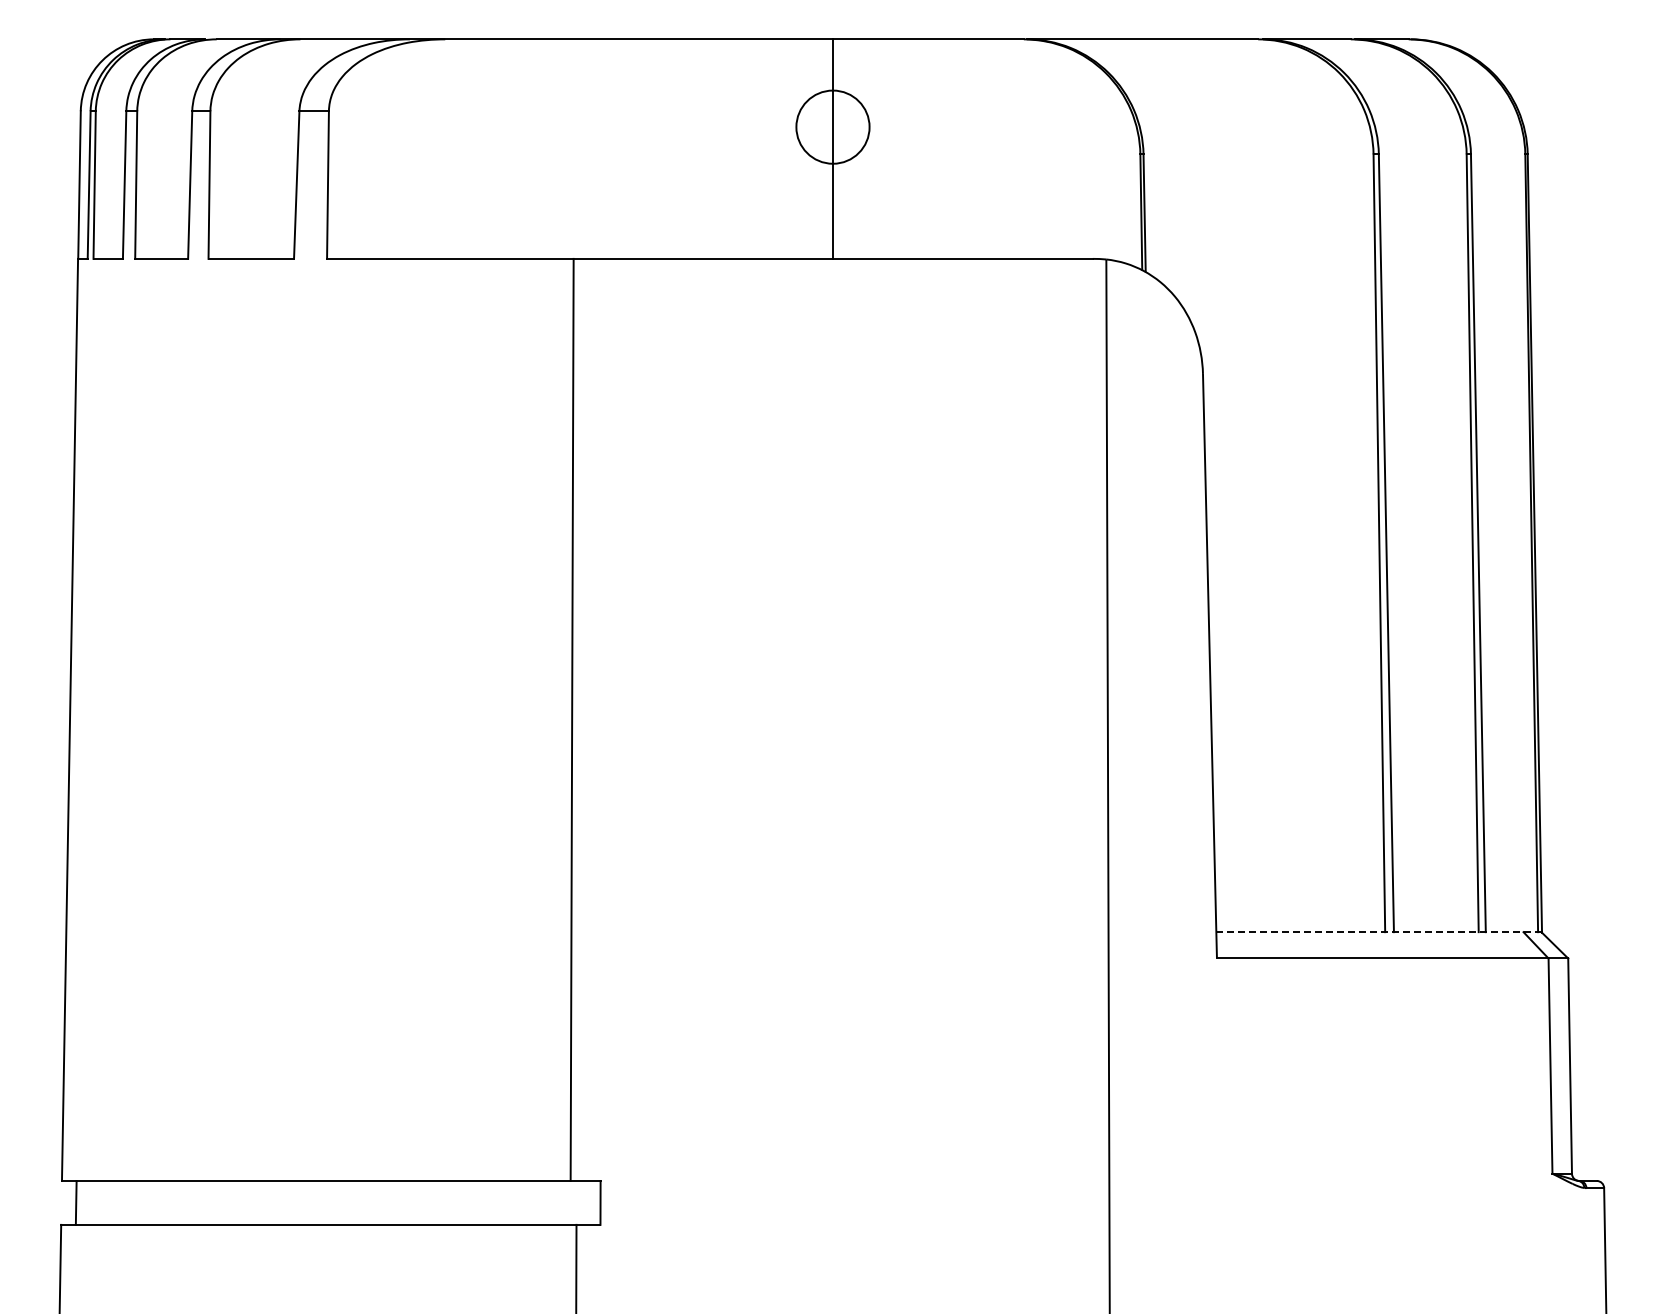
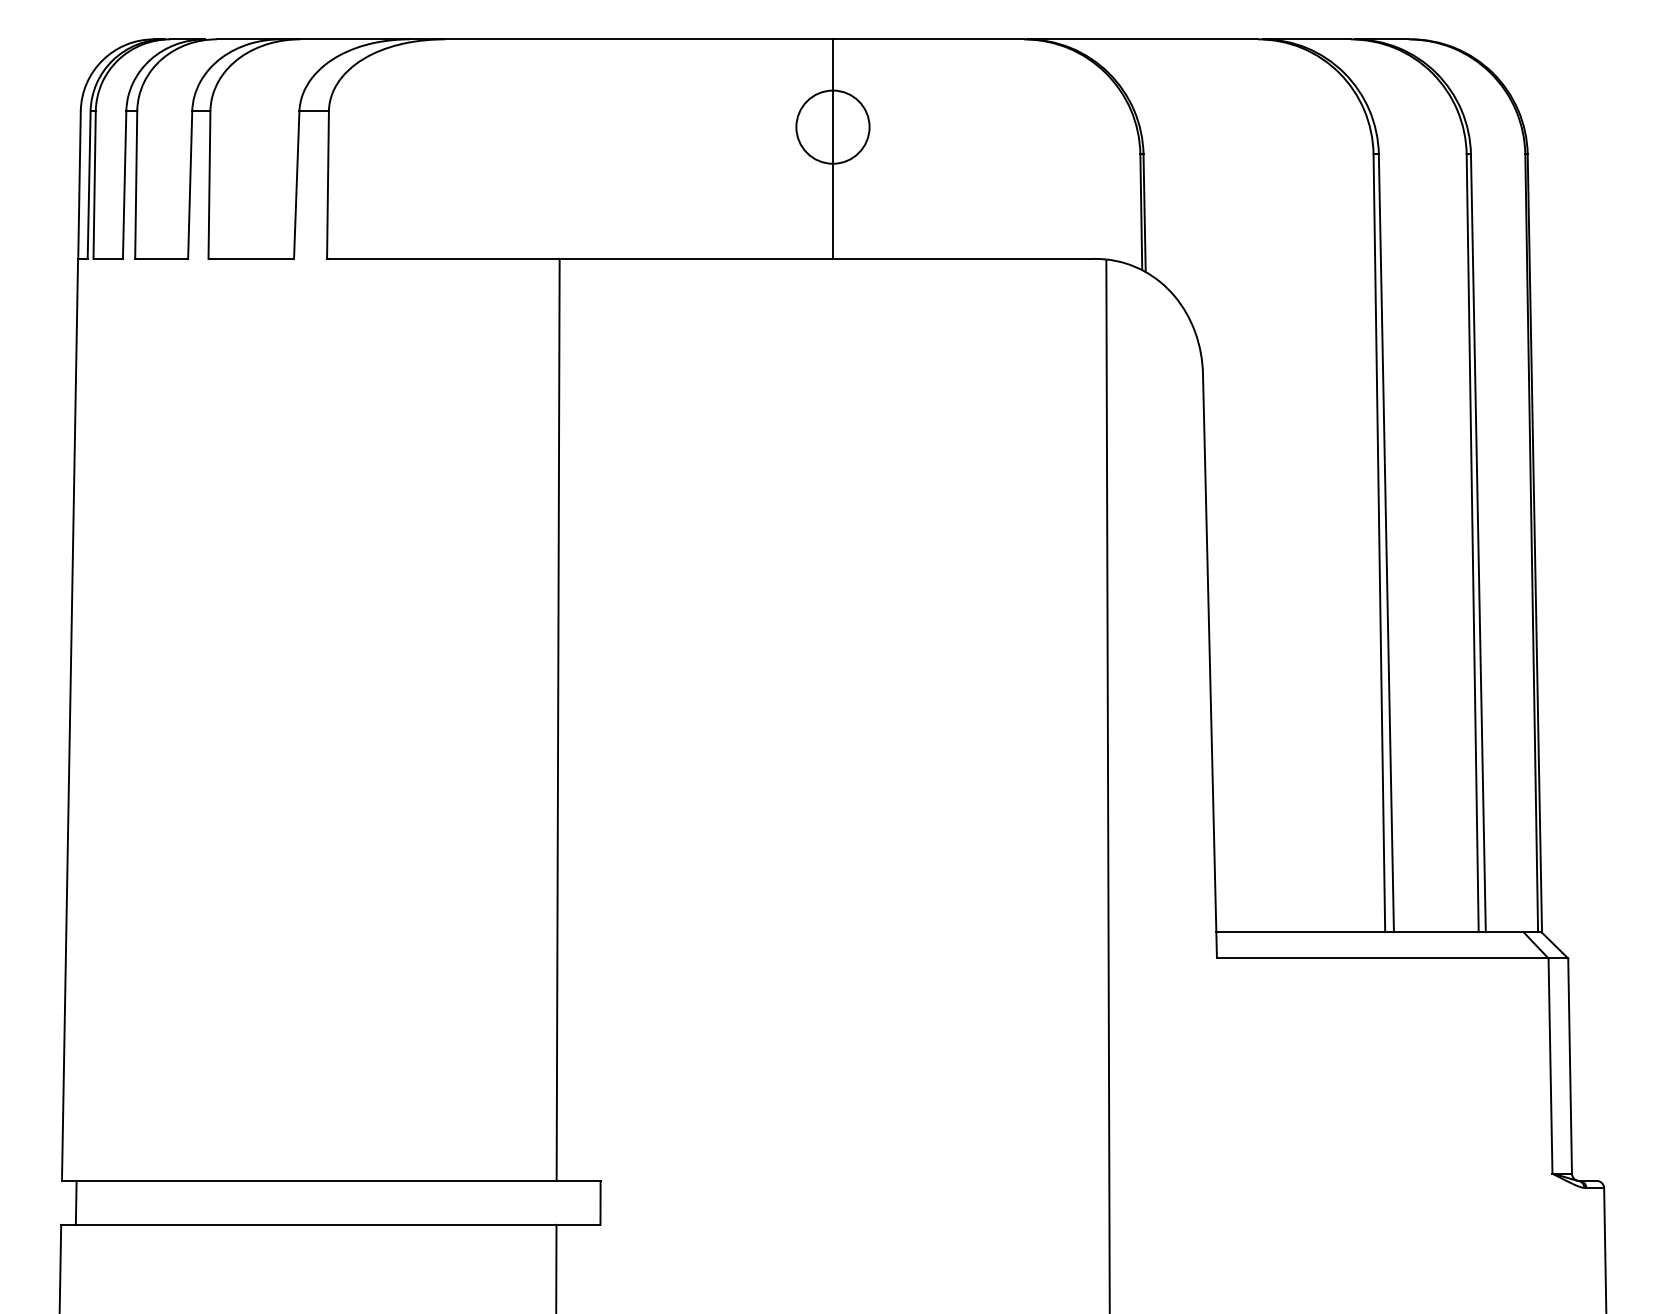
line position: (571, 719) -> (557, 719) (557, 719)
line: dashed -> solid (1378, 932)
line position: (576, 1267) -> (556, 1267) (556, 1267)
